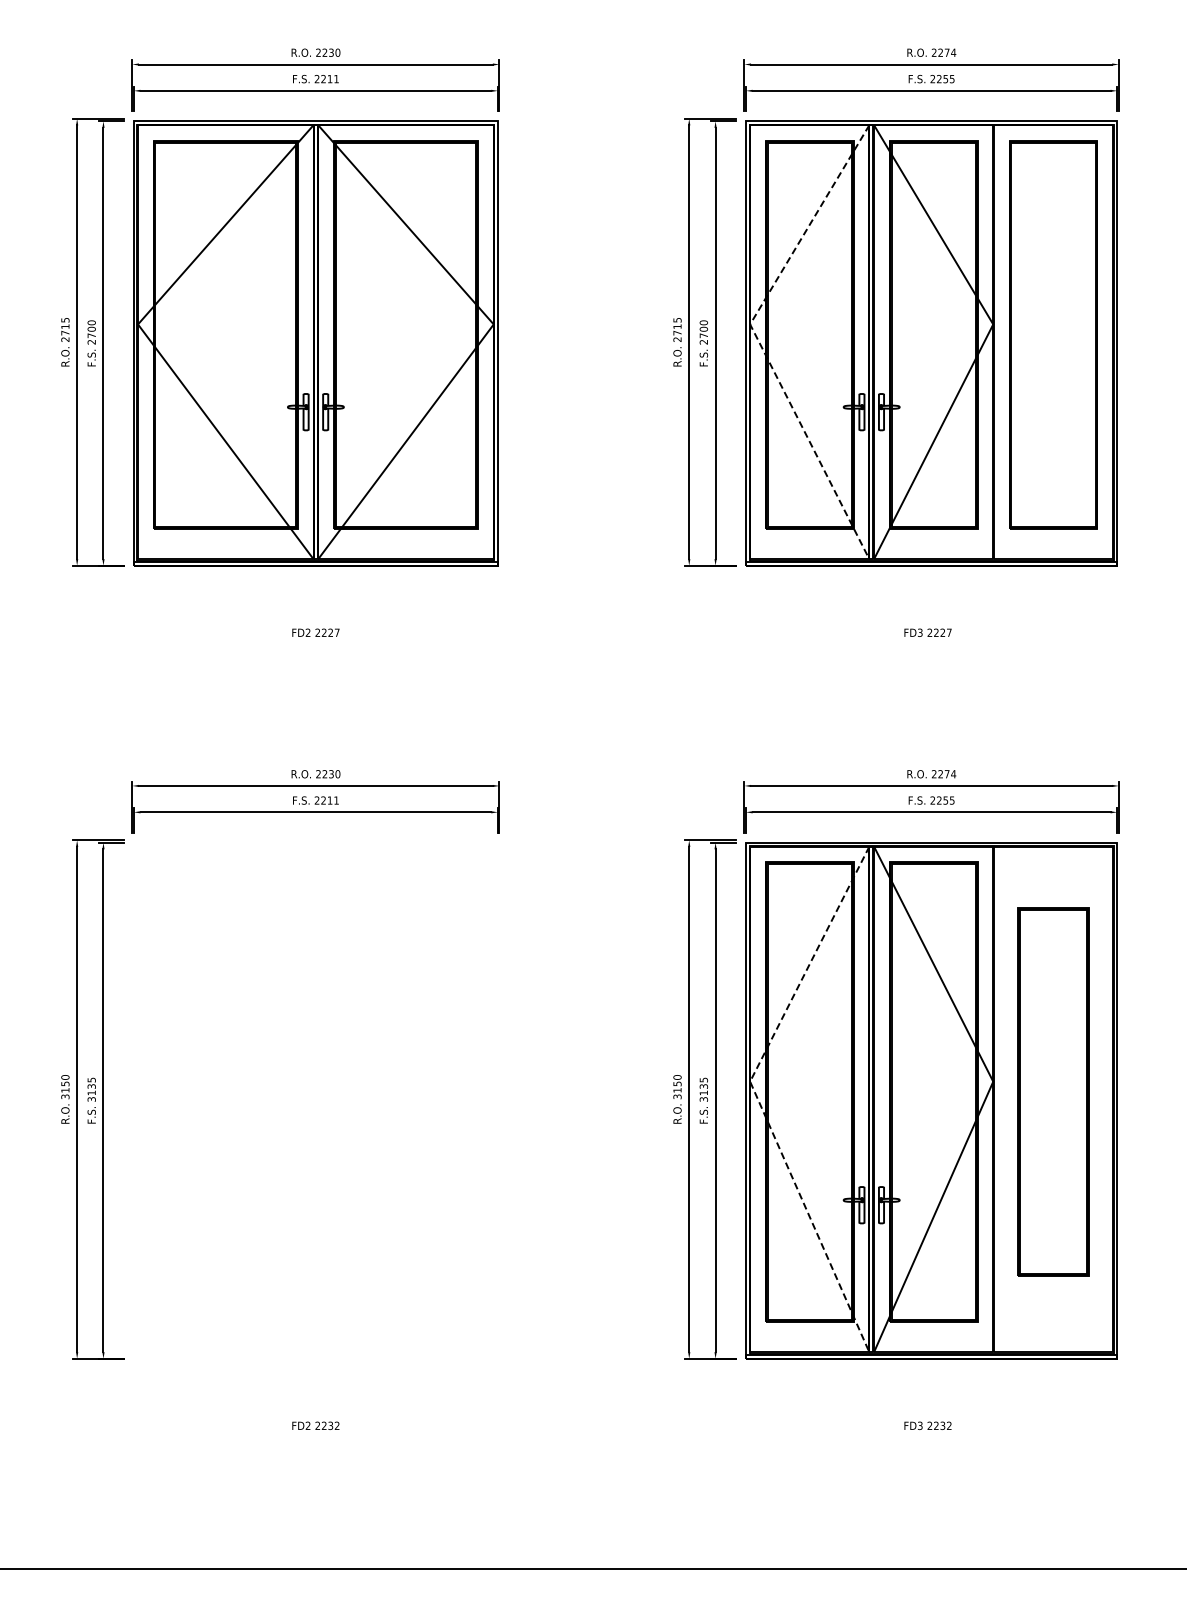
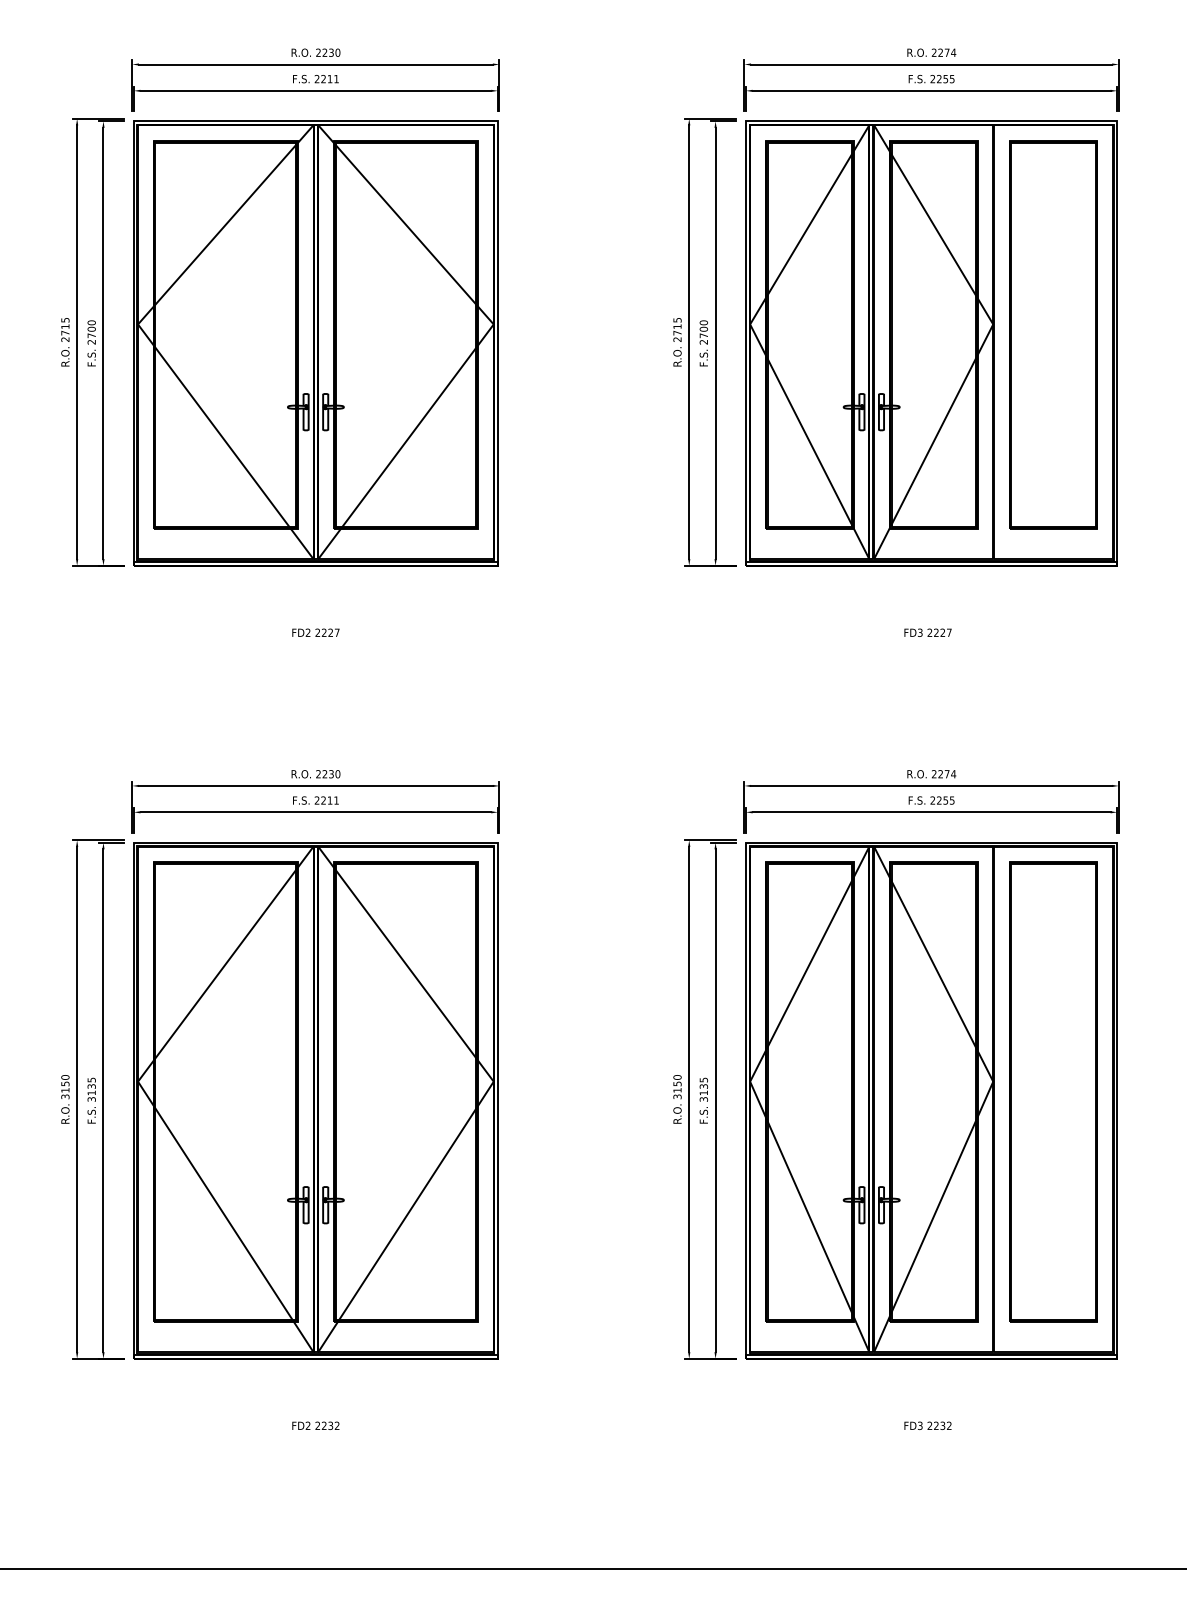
line: dashed -> solid (756, 337)
part size: 73x370 px -> 89x462 px (1053, 1091)
line: dashed -> solid (756, 1096)
part: none -> present (315, 1100)
